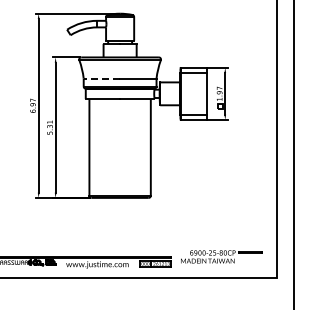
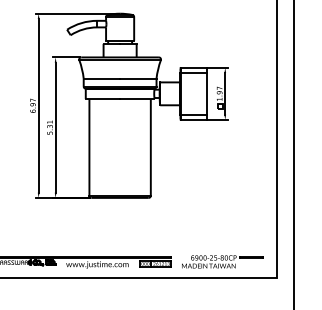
line: dashed -> solid (101, 78)
part position: (221, 256) -> (222, 261) (222, 261)
